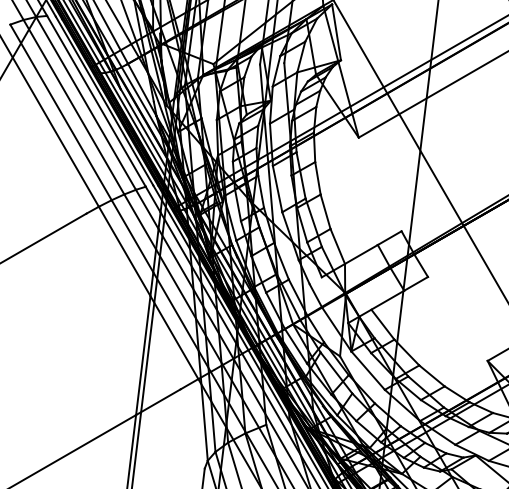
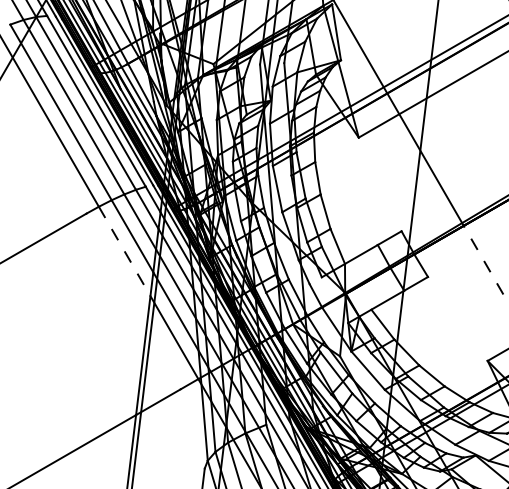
line: solid -> dashed (124, 251)
line: solid -> dashed (486, 264)
